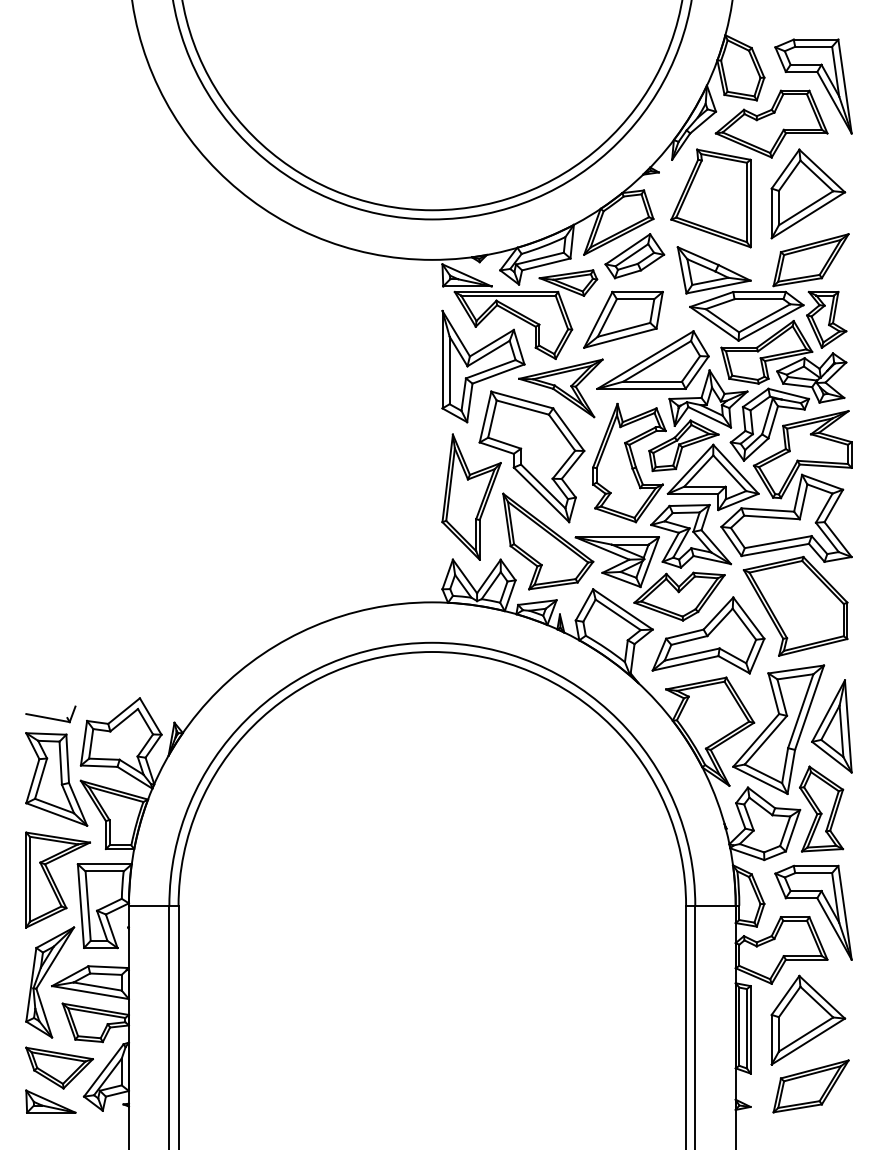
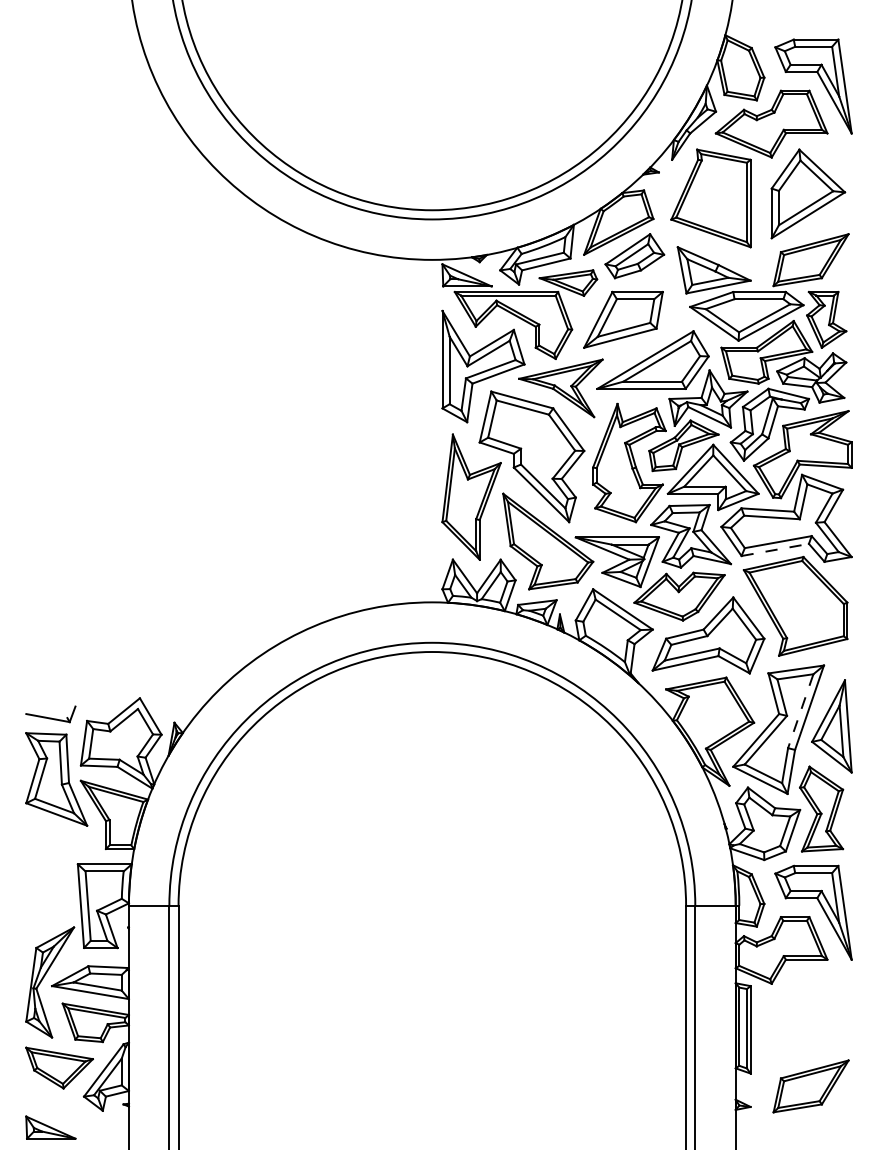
line: solid -> dashed (775, 549)
line: solid -> dashed (800, 711)
part: present -> none (57, 879)
part: present -> none (808, 1019)
part position: (50, 1101) -> (50, 1127) (50, 1127)
